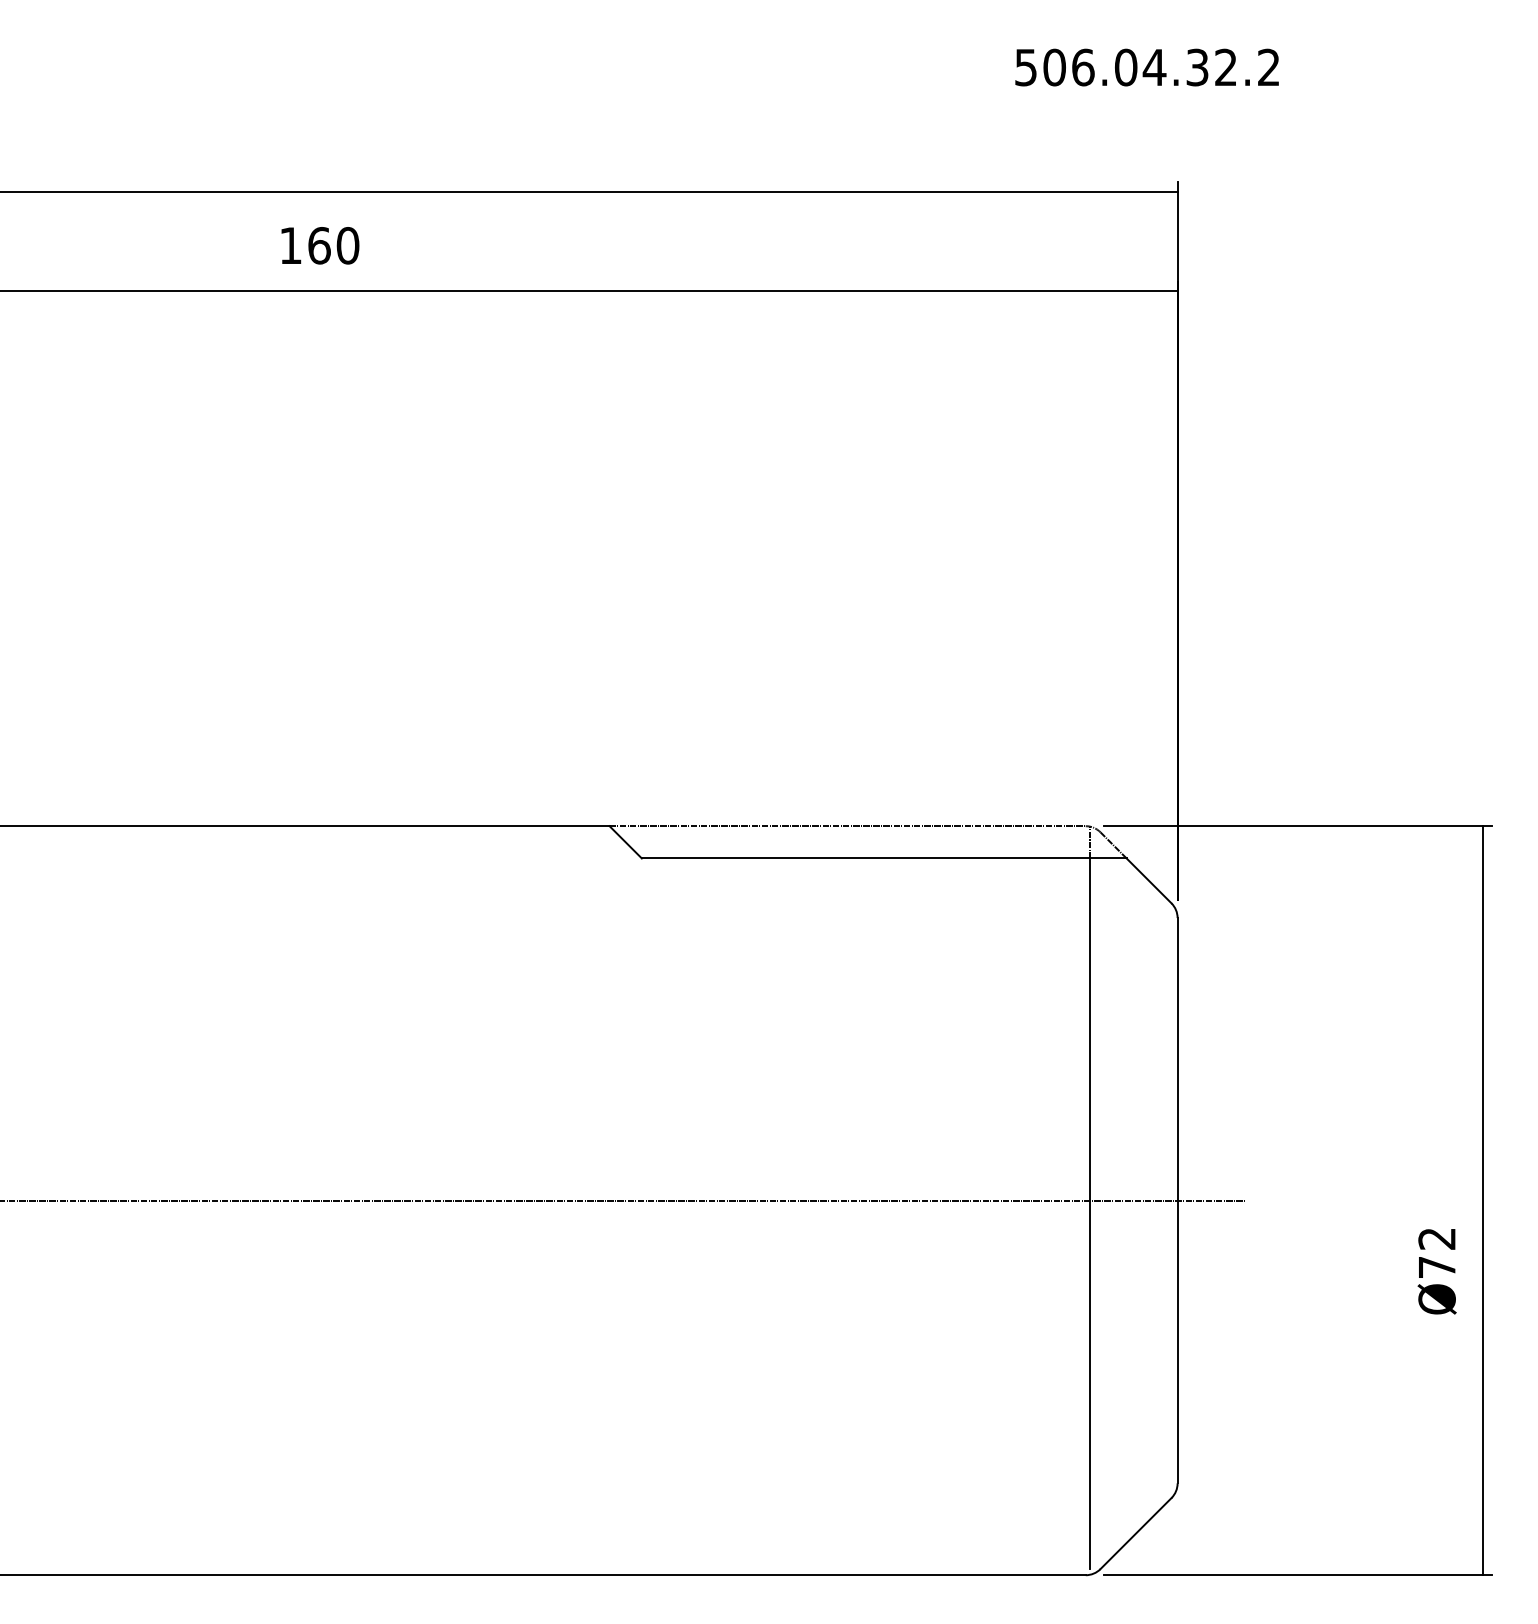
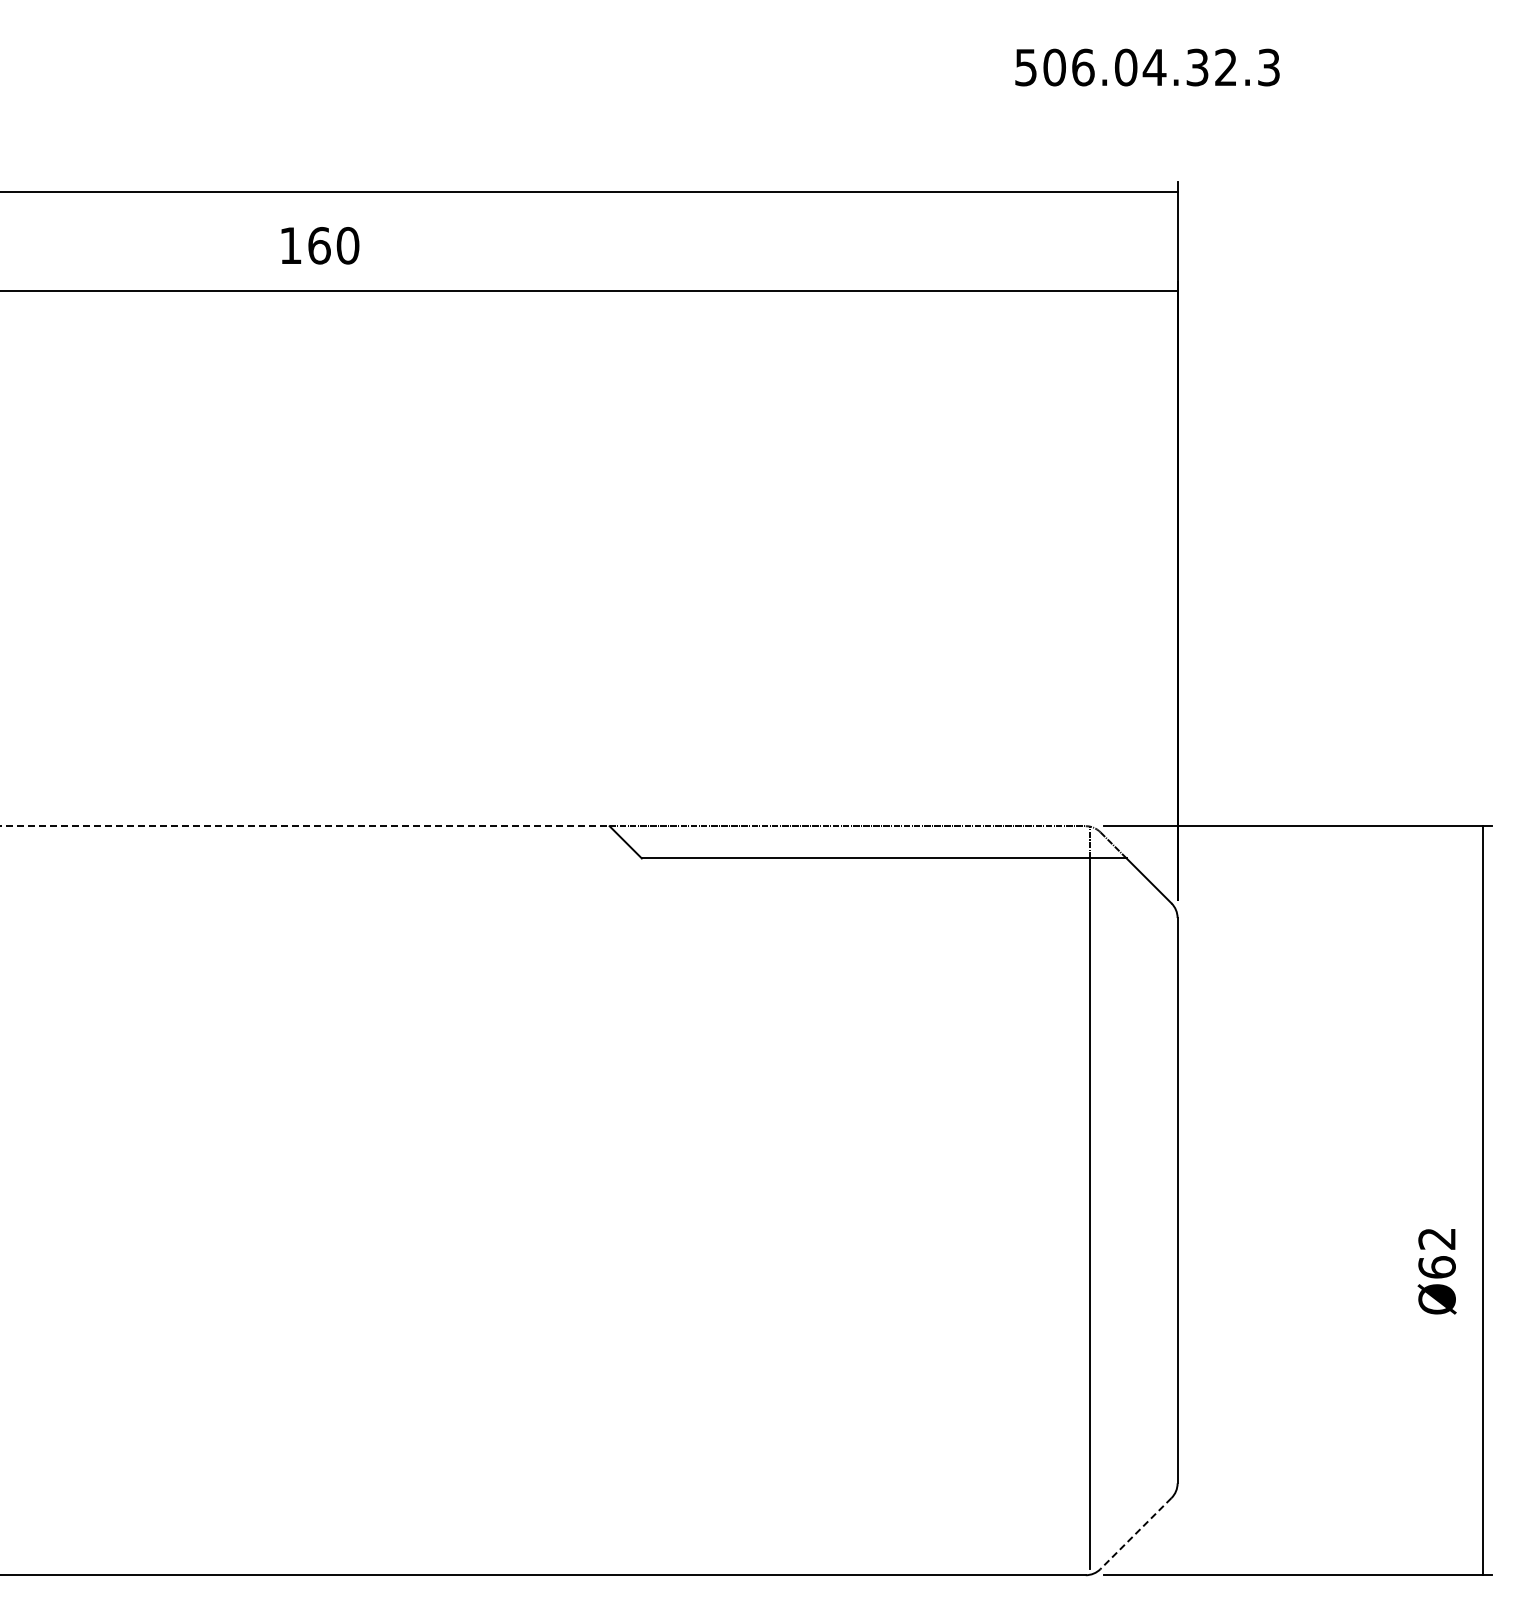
text: 506.04.32.2 -> 506.04.32.3 (1268, 67)
line: solid -> dashed (305, 826)
line: present -> none (623, 1200)
text: Ø72 -> Ø62 (1436, 1267)
line: solid -> dashed (1135, 1533)
